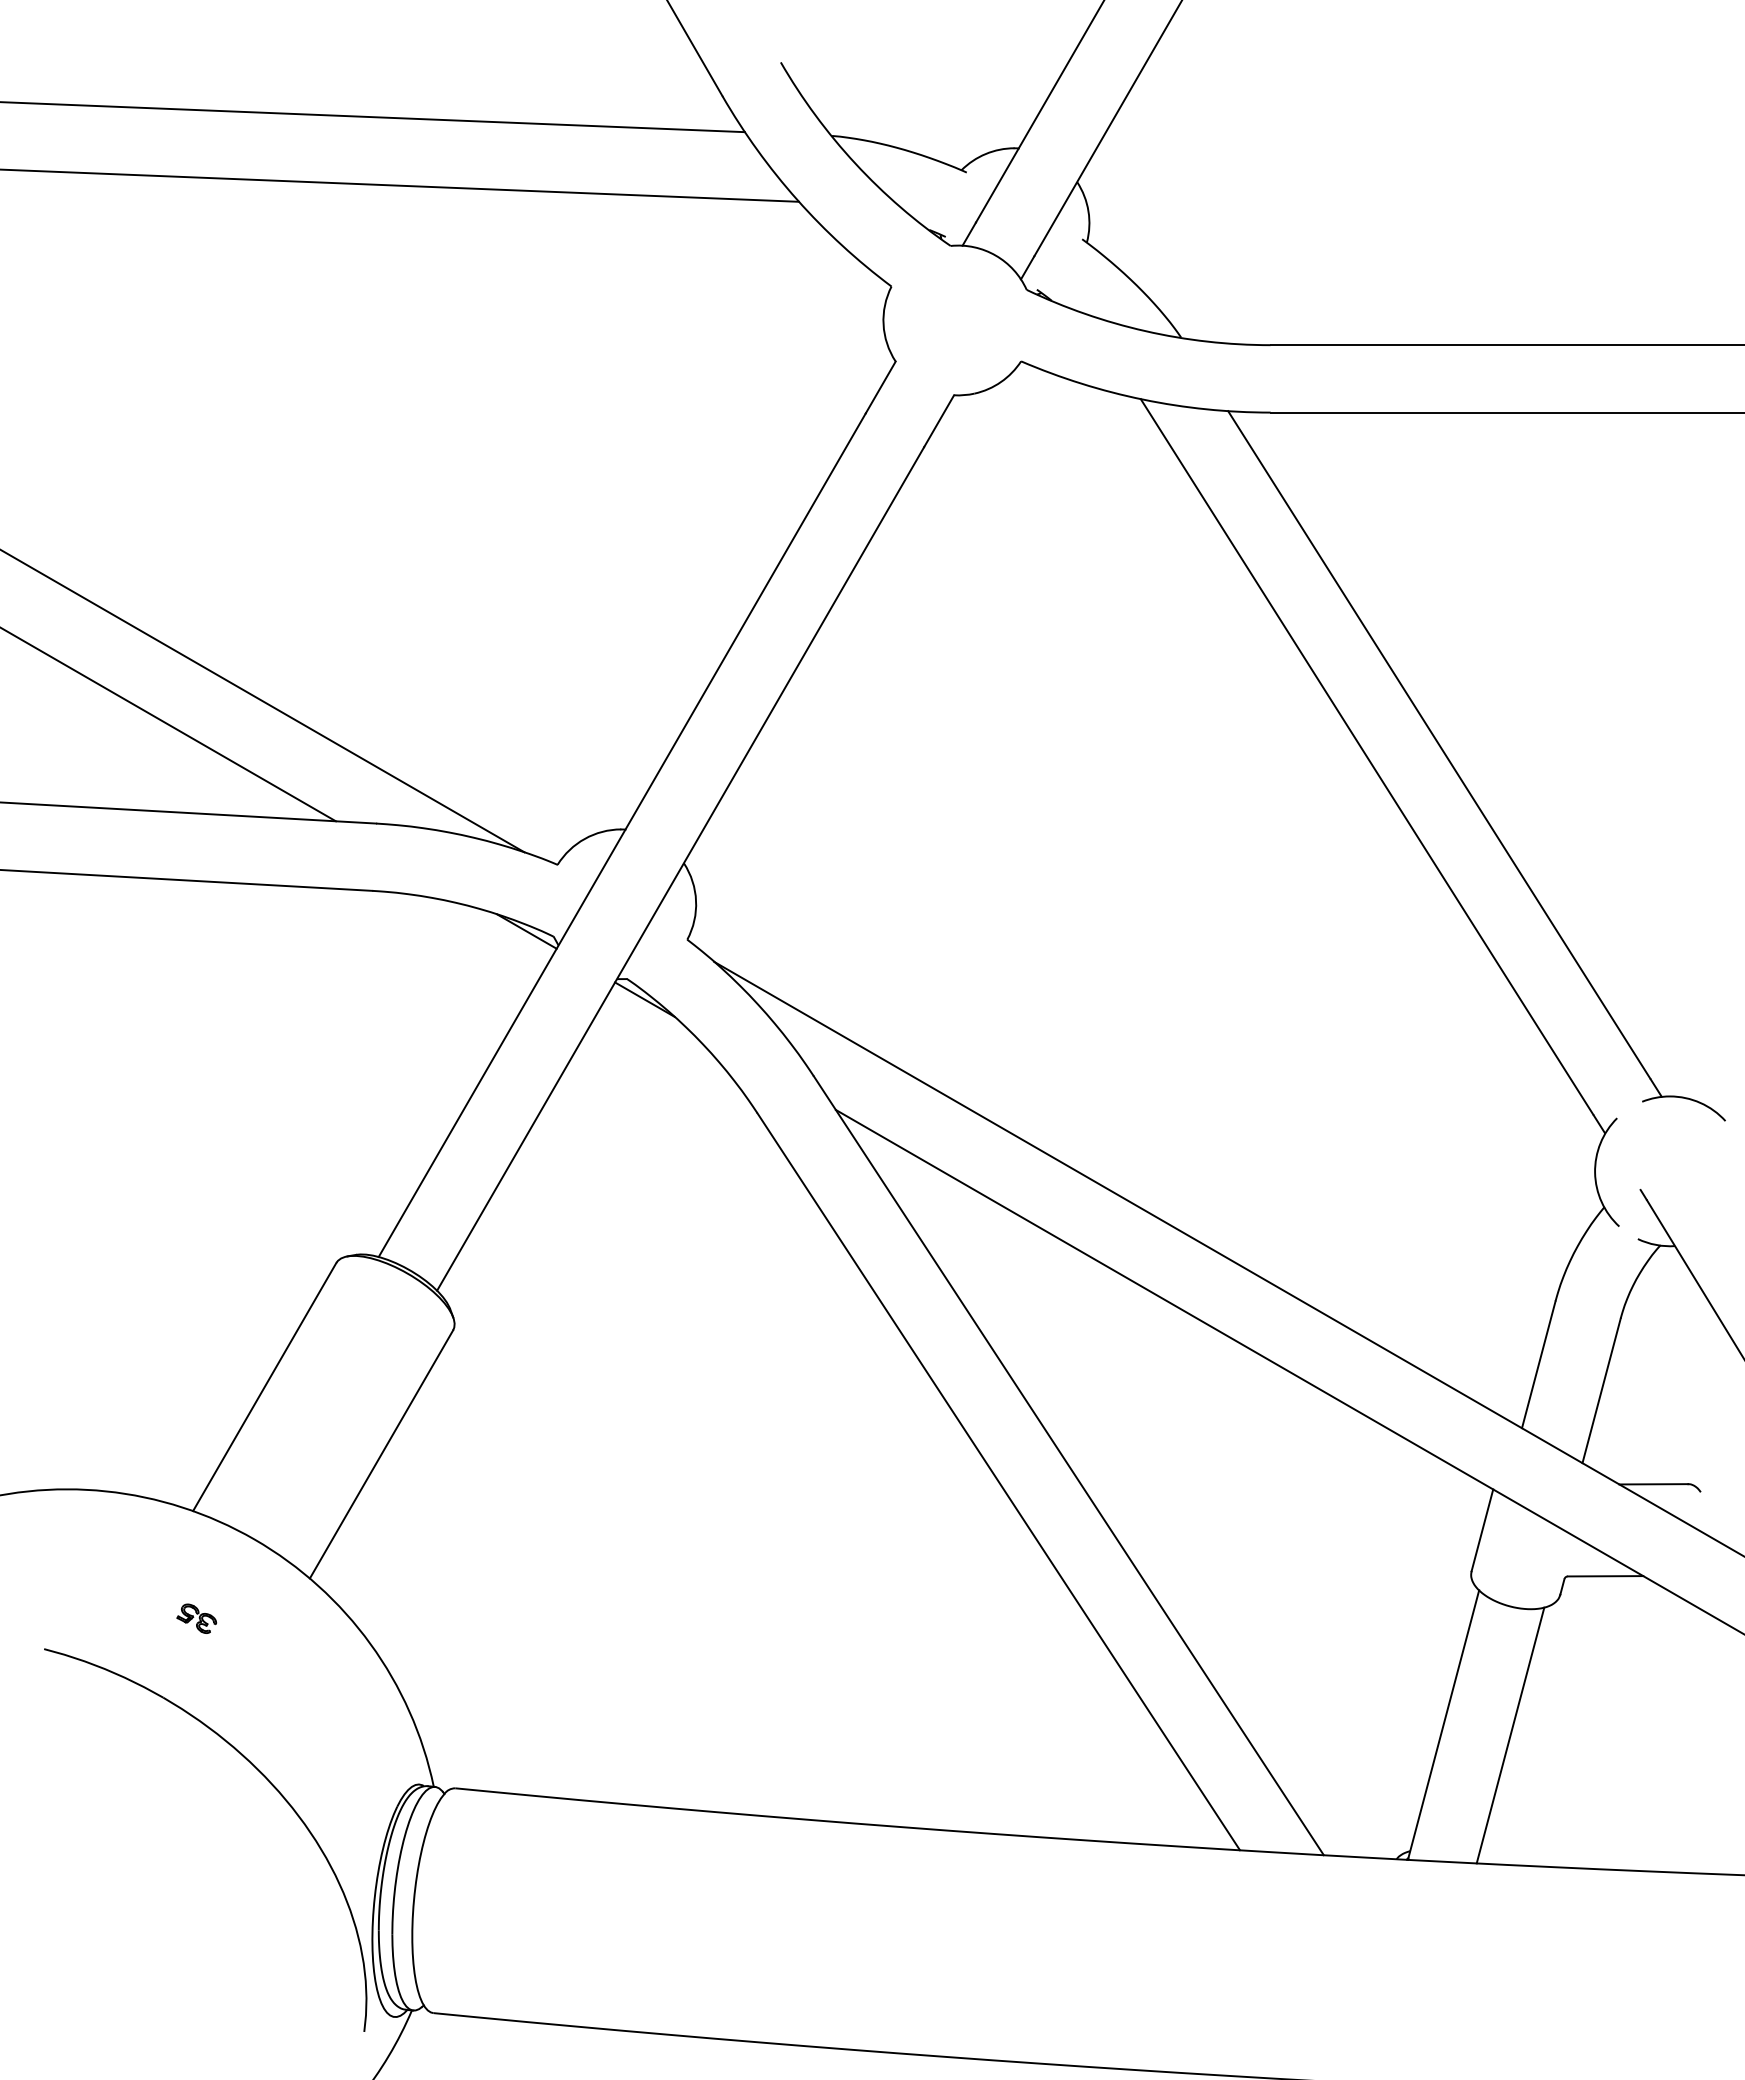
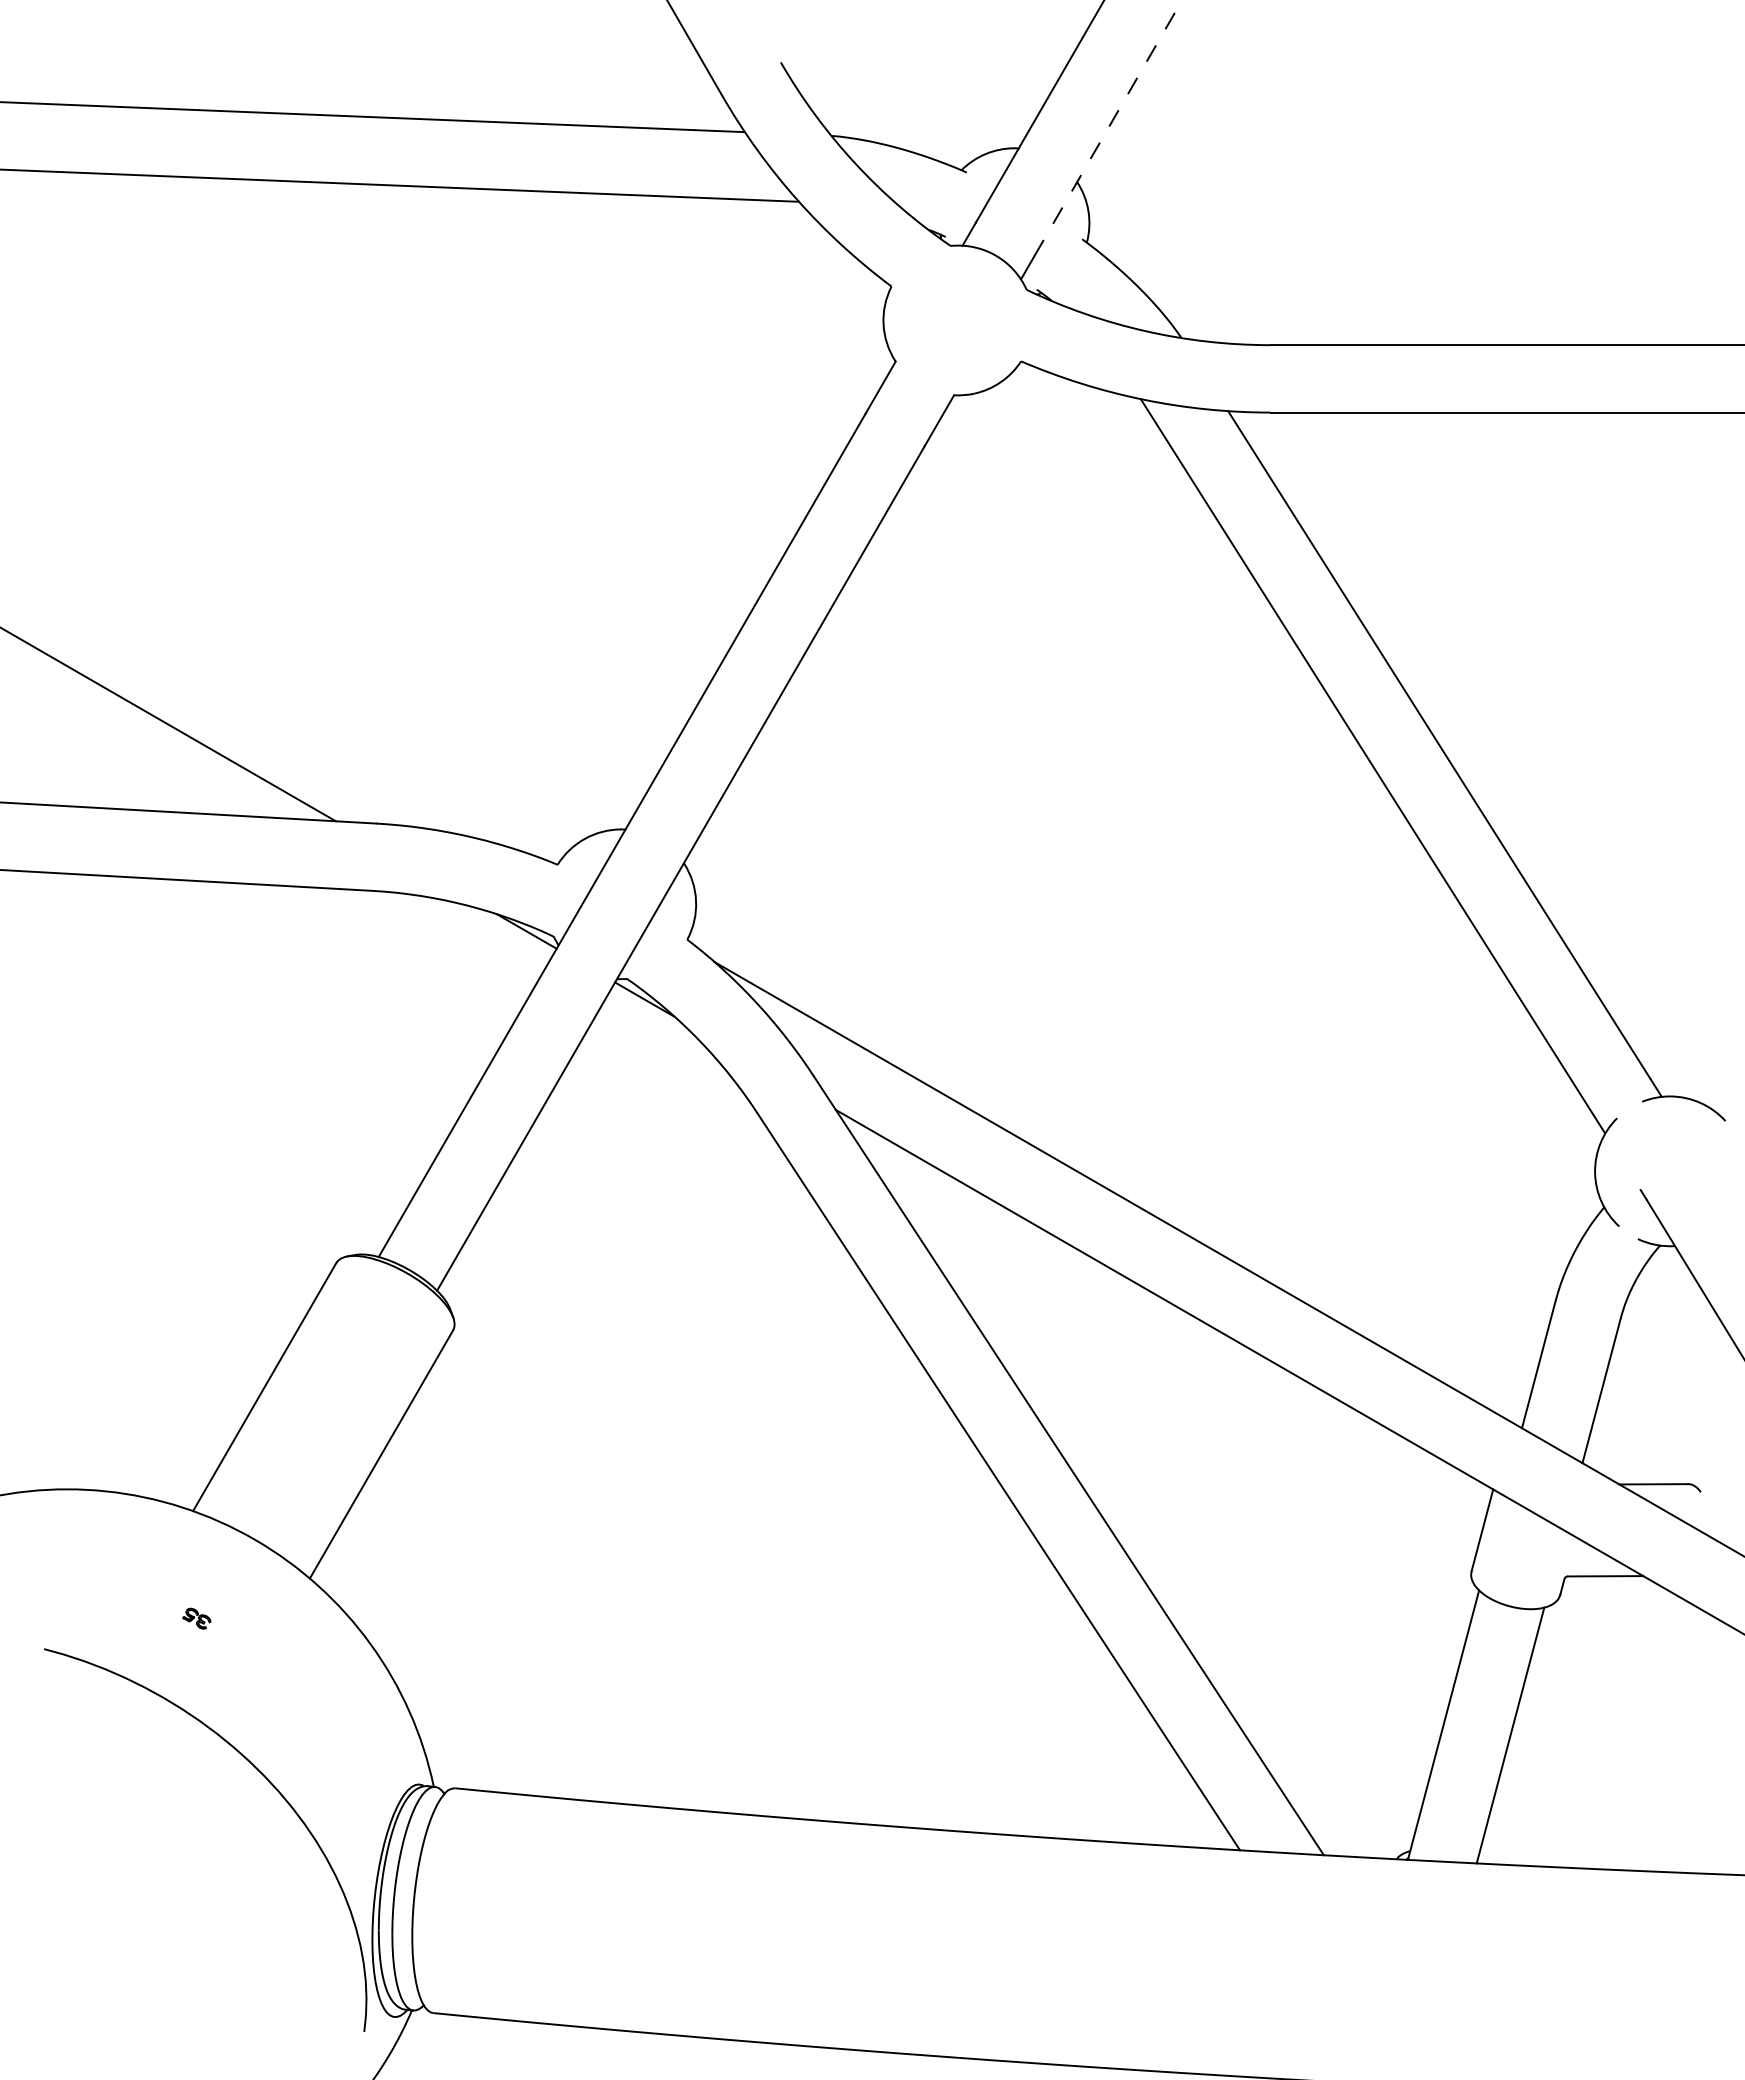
line: solid -> dashed (1108, 128)
line: present -> none (263, 701)
part size: 42x31 px -> 30x23 px (196, 1618)
